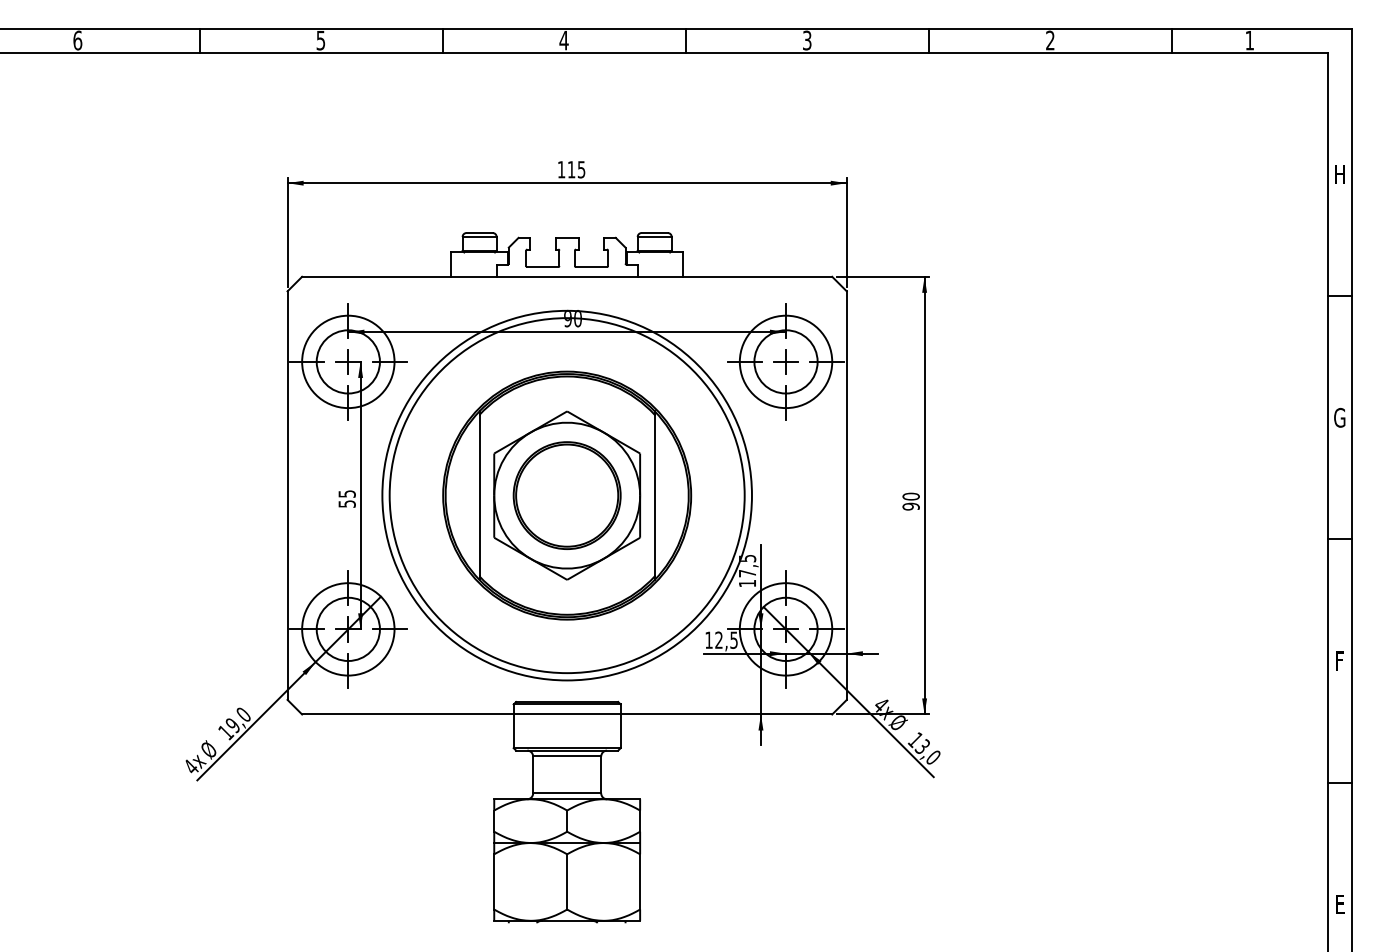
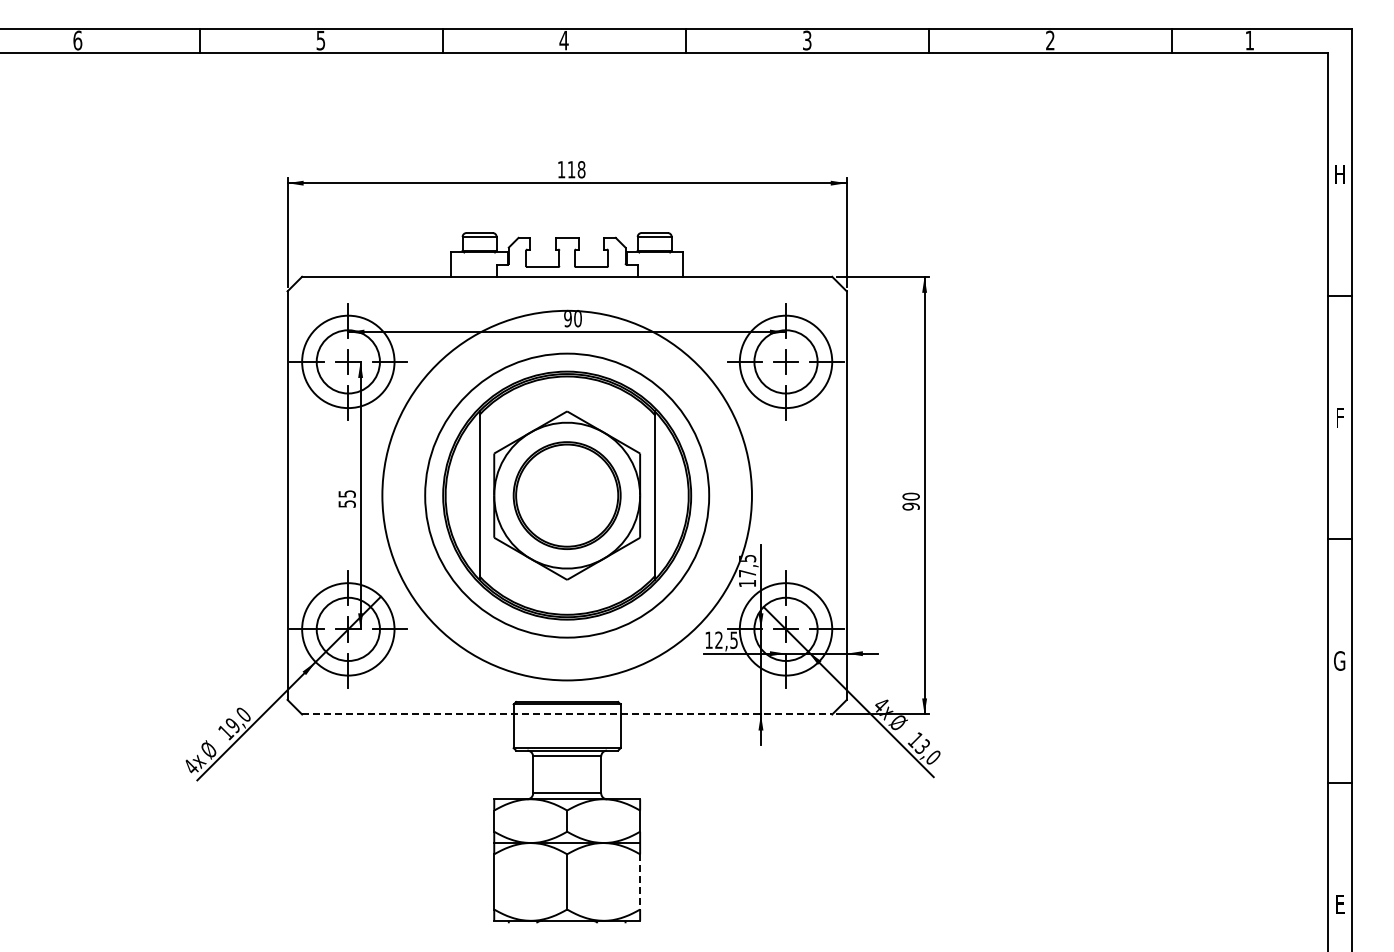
text: 115 -> 118 (581, 169)
text: G -> F (1339, 417)
circle diameter: 355 px -> 284 px (567, 495)
text: F -> G (1339, 660)
line: solid -> dashed (567, 714)
line: solid -> dashed (640, 881)
